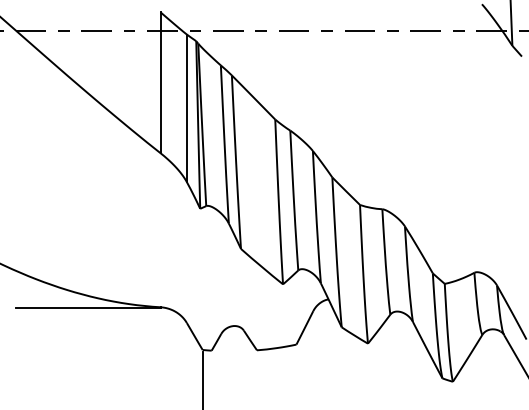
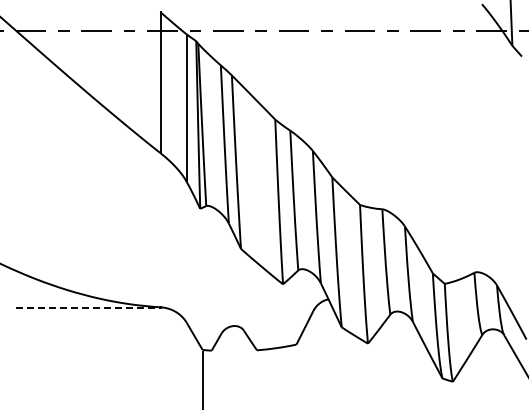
line: solid -> dashed (88, 307)
